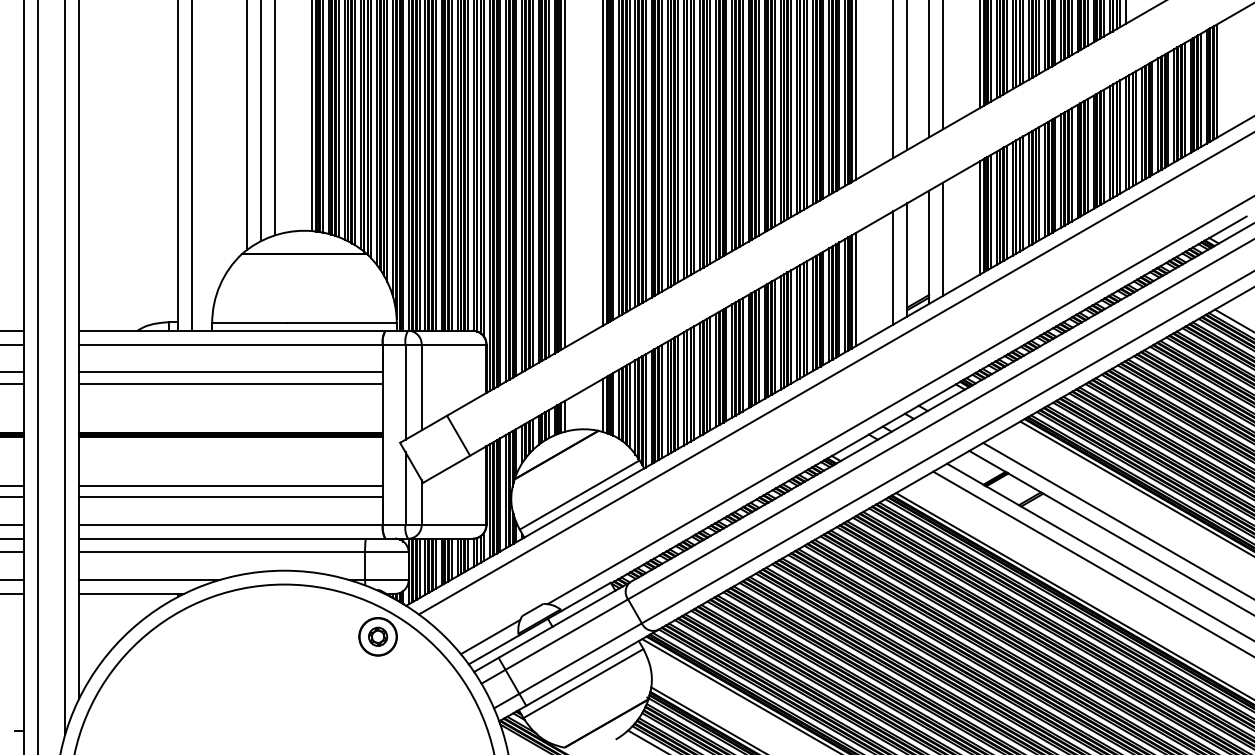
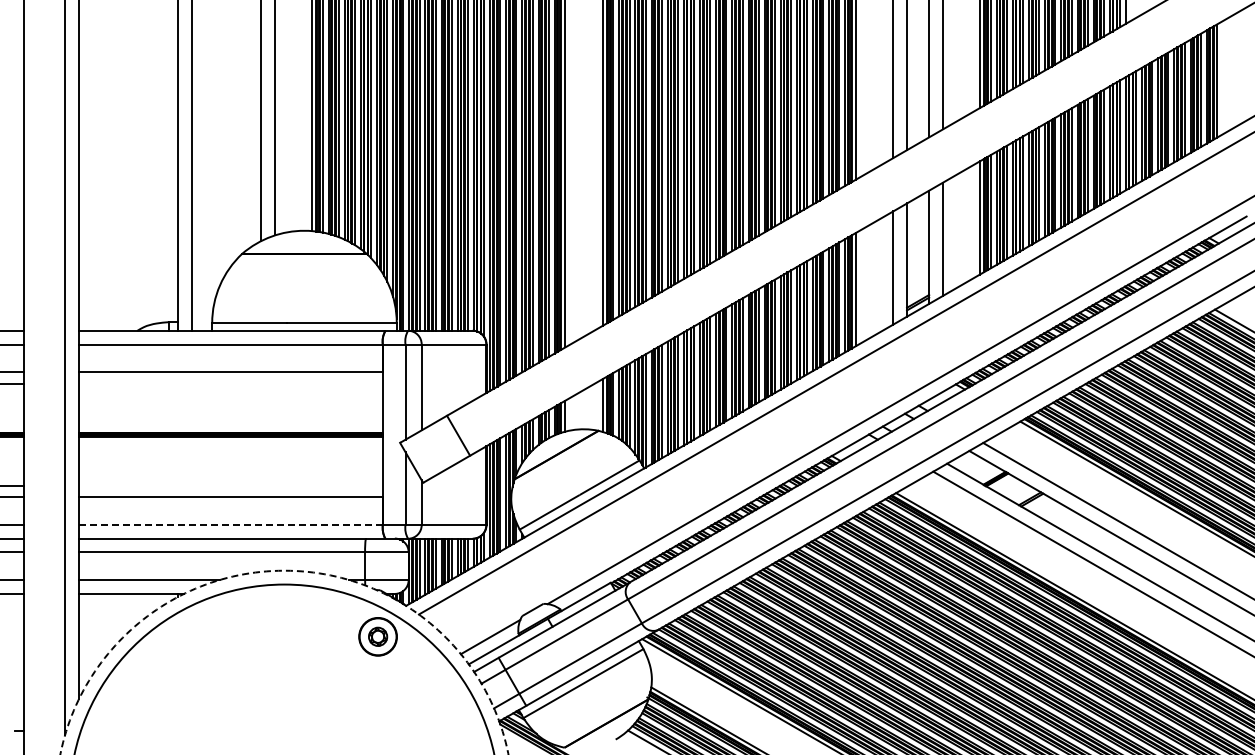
line: present -> none (247, 125)
line: present -> none (37, 376)
line: present -> none (230, 383)
line: present -> none (230, 485)
line: solid -> dashed (231, 524)
circle: solid -> dashed (284, 662)
